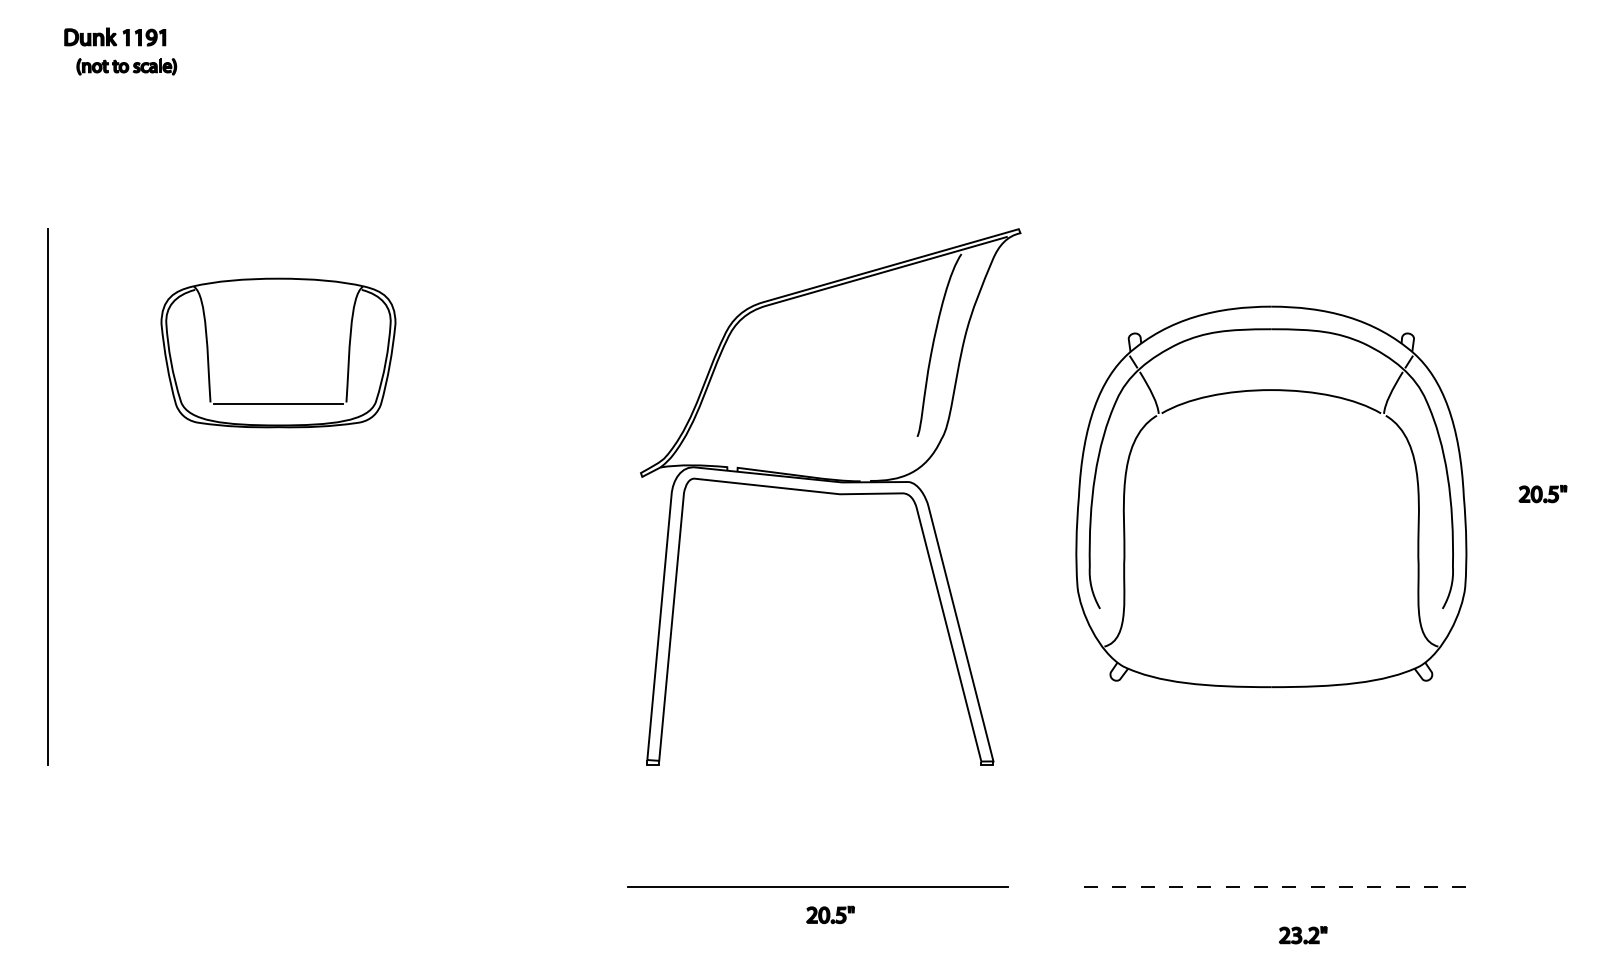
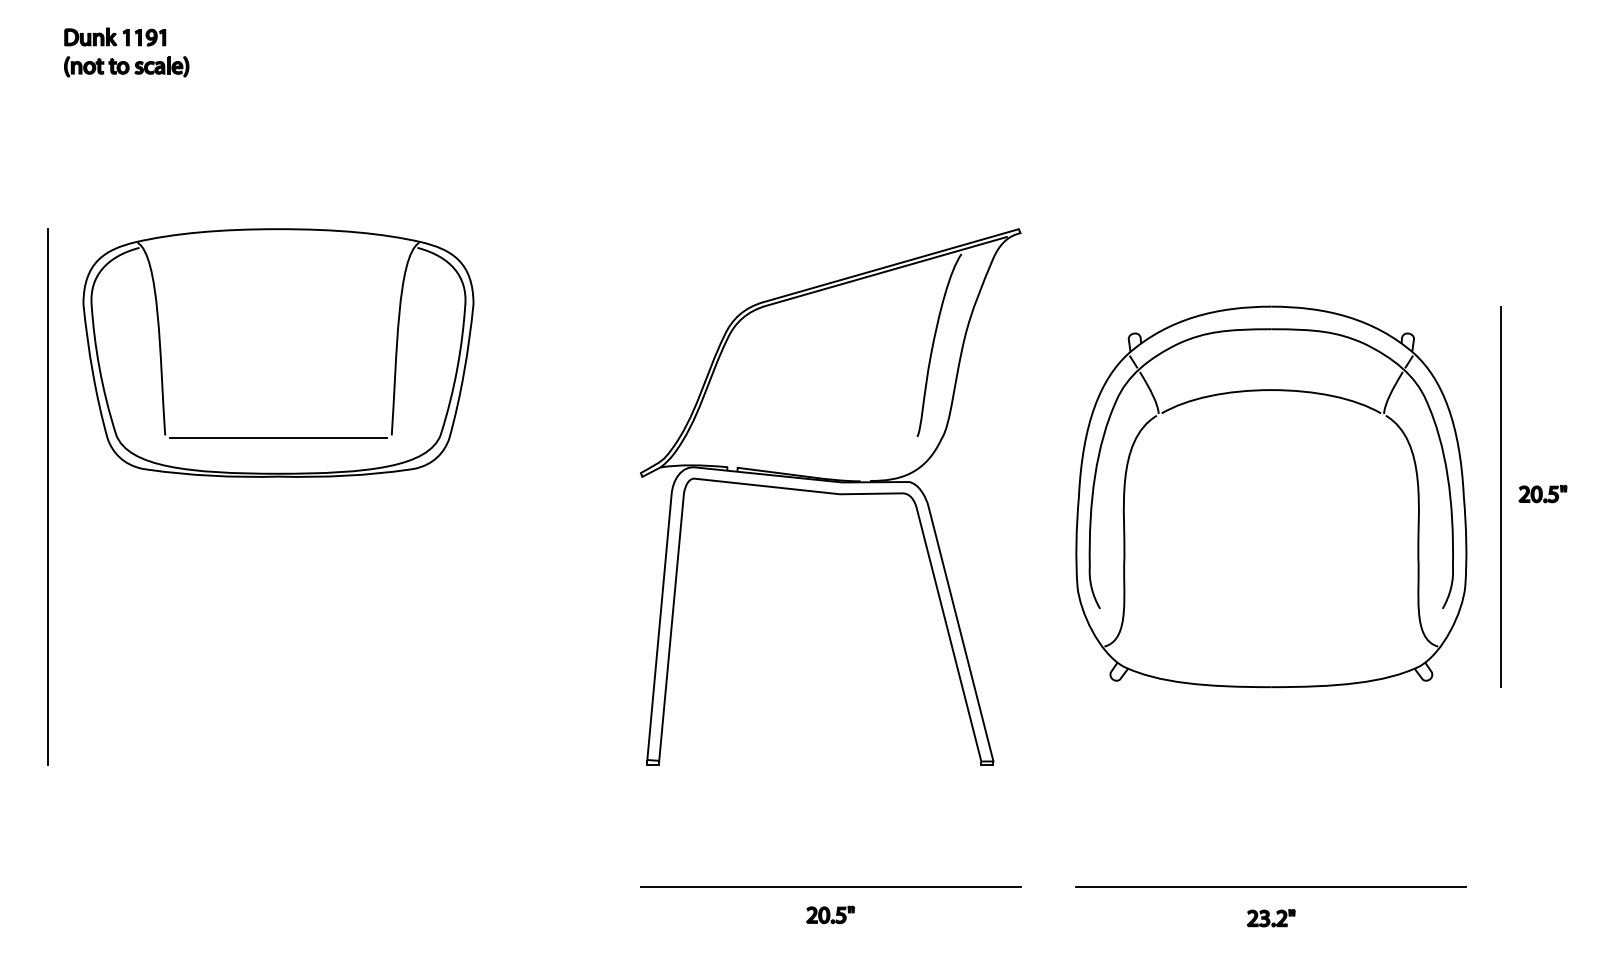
part size: 102x18 px -> 126x22 px (126, 66)
part size: 237x152 px -> 393x250 px (278, 352)
line: none -> present (1501, 496)
line position: (817, 886) -> (830, 886) (830, 886)
line: dashed -> solid (1270, 887)
part position: (1303, 935) -> (1271, 918) (1271, 918)
